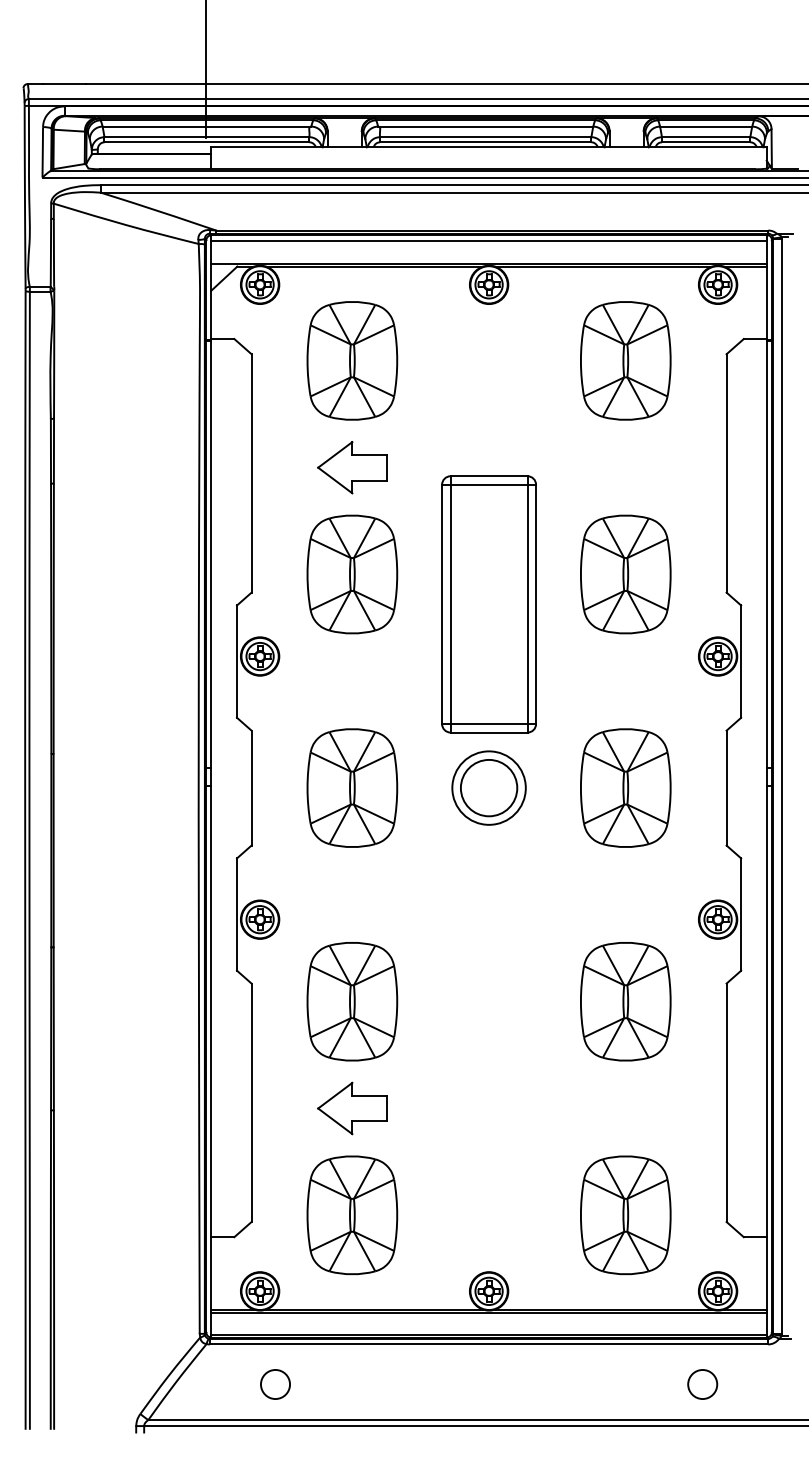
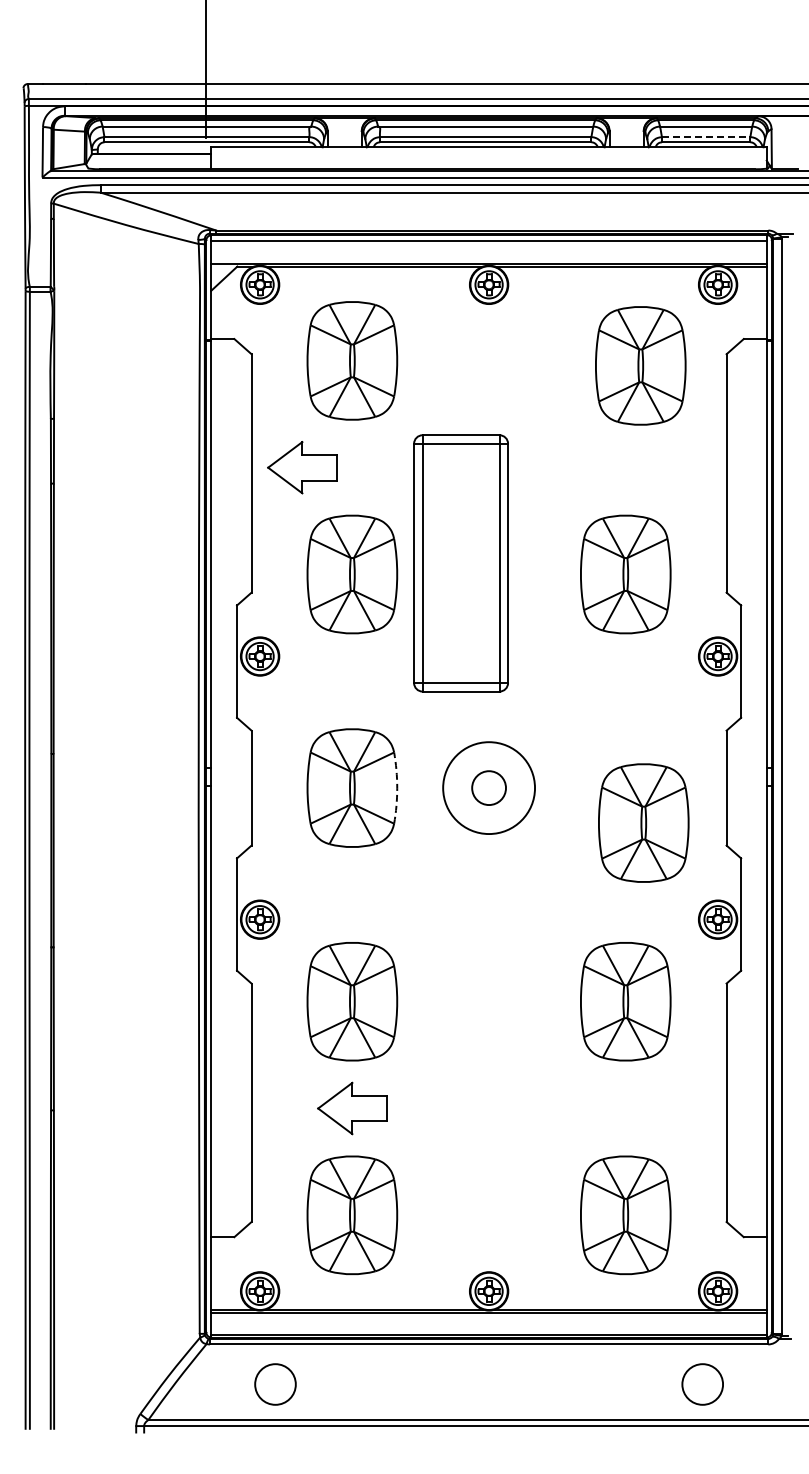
line: solid -> dashed (706, 137)
part position: (625, 360) -> (640, 365) (640, 365)
part position: (352, 467) -> (302, 467) (302, 467)
part position: (488, 604) -> (460, 563) (460, 563)
circle diameter: 56 px -> 34 px (489, 788)
circle diameter: 73 px -> 92 px (489, 788)
part position: (625, 787) -> (643, 822) (643, 822)
arc: solid -> dashed (397, 788)
circle diameter: 29 px -> 41 px (275, 1384)
circle diameter: 29 px -> 41 px (702, 1384)
